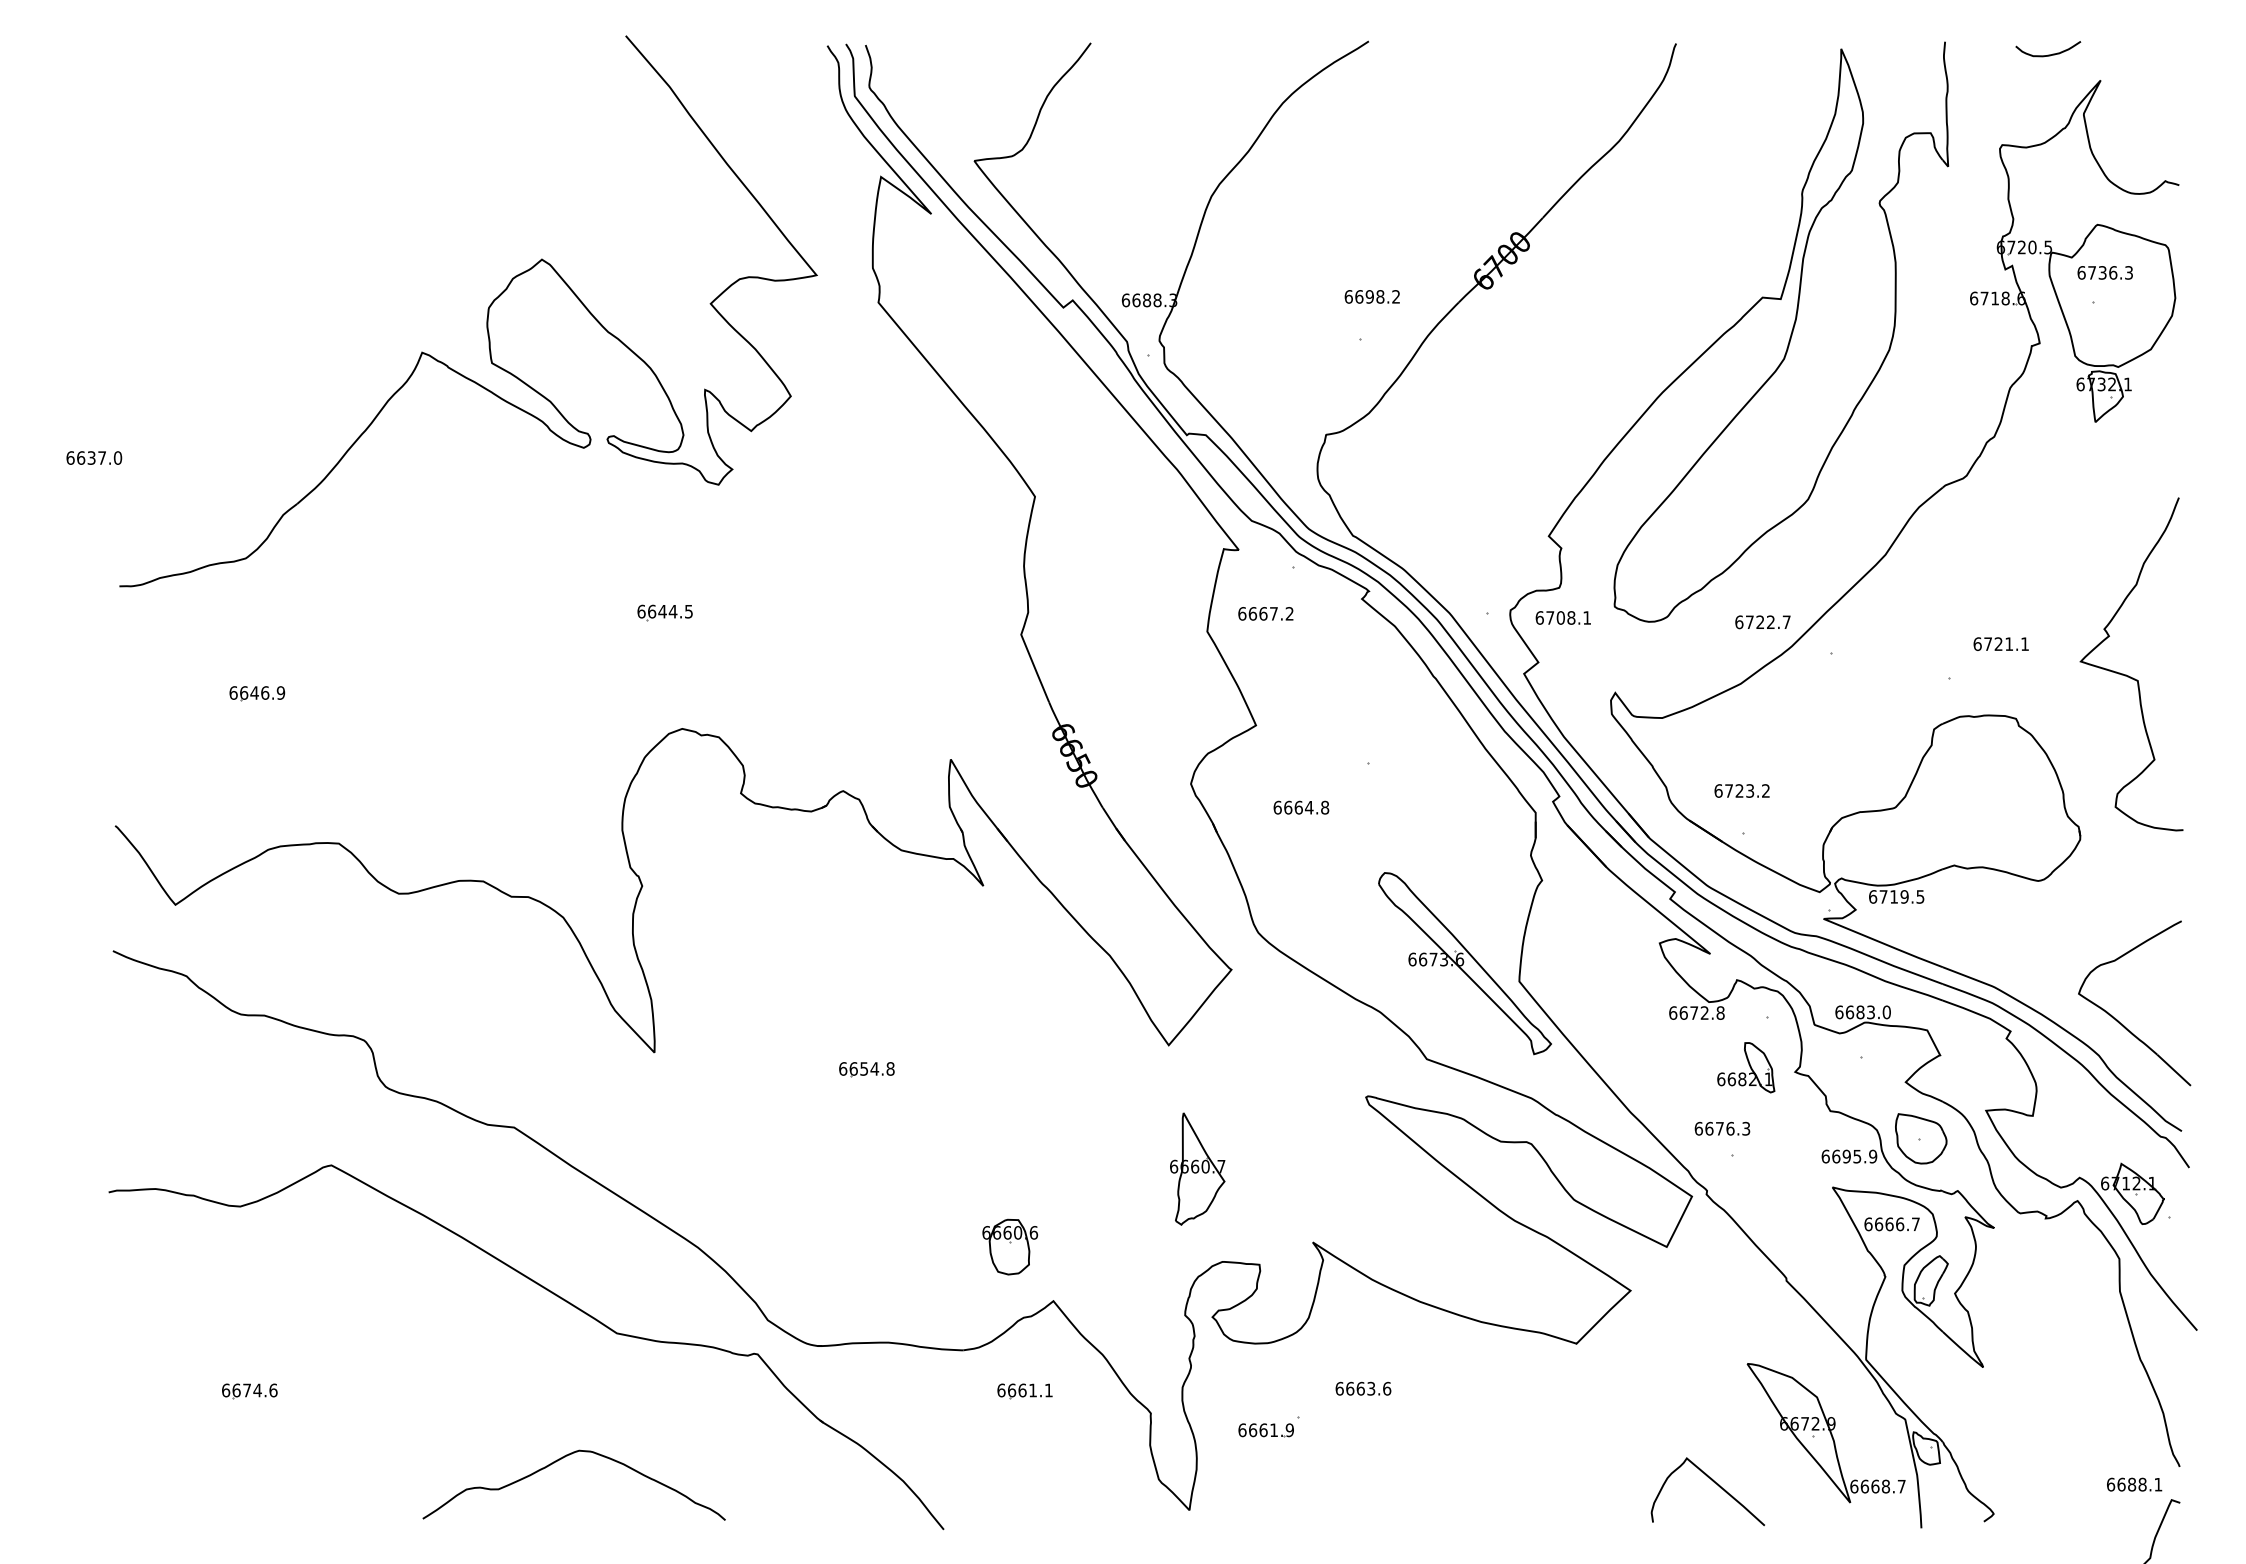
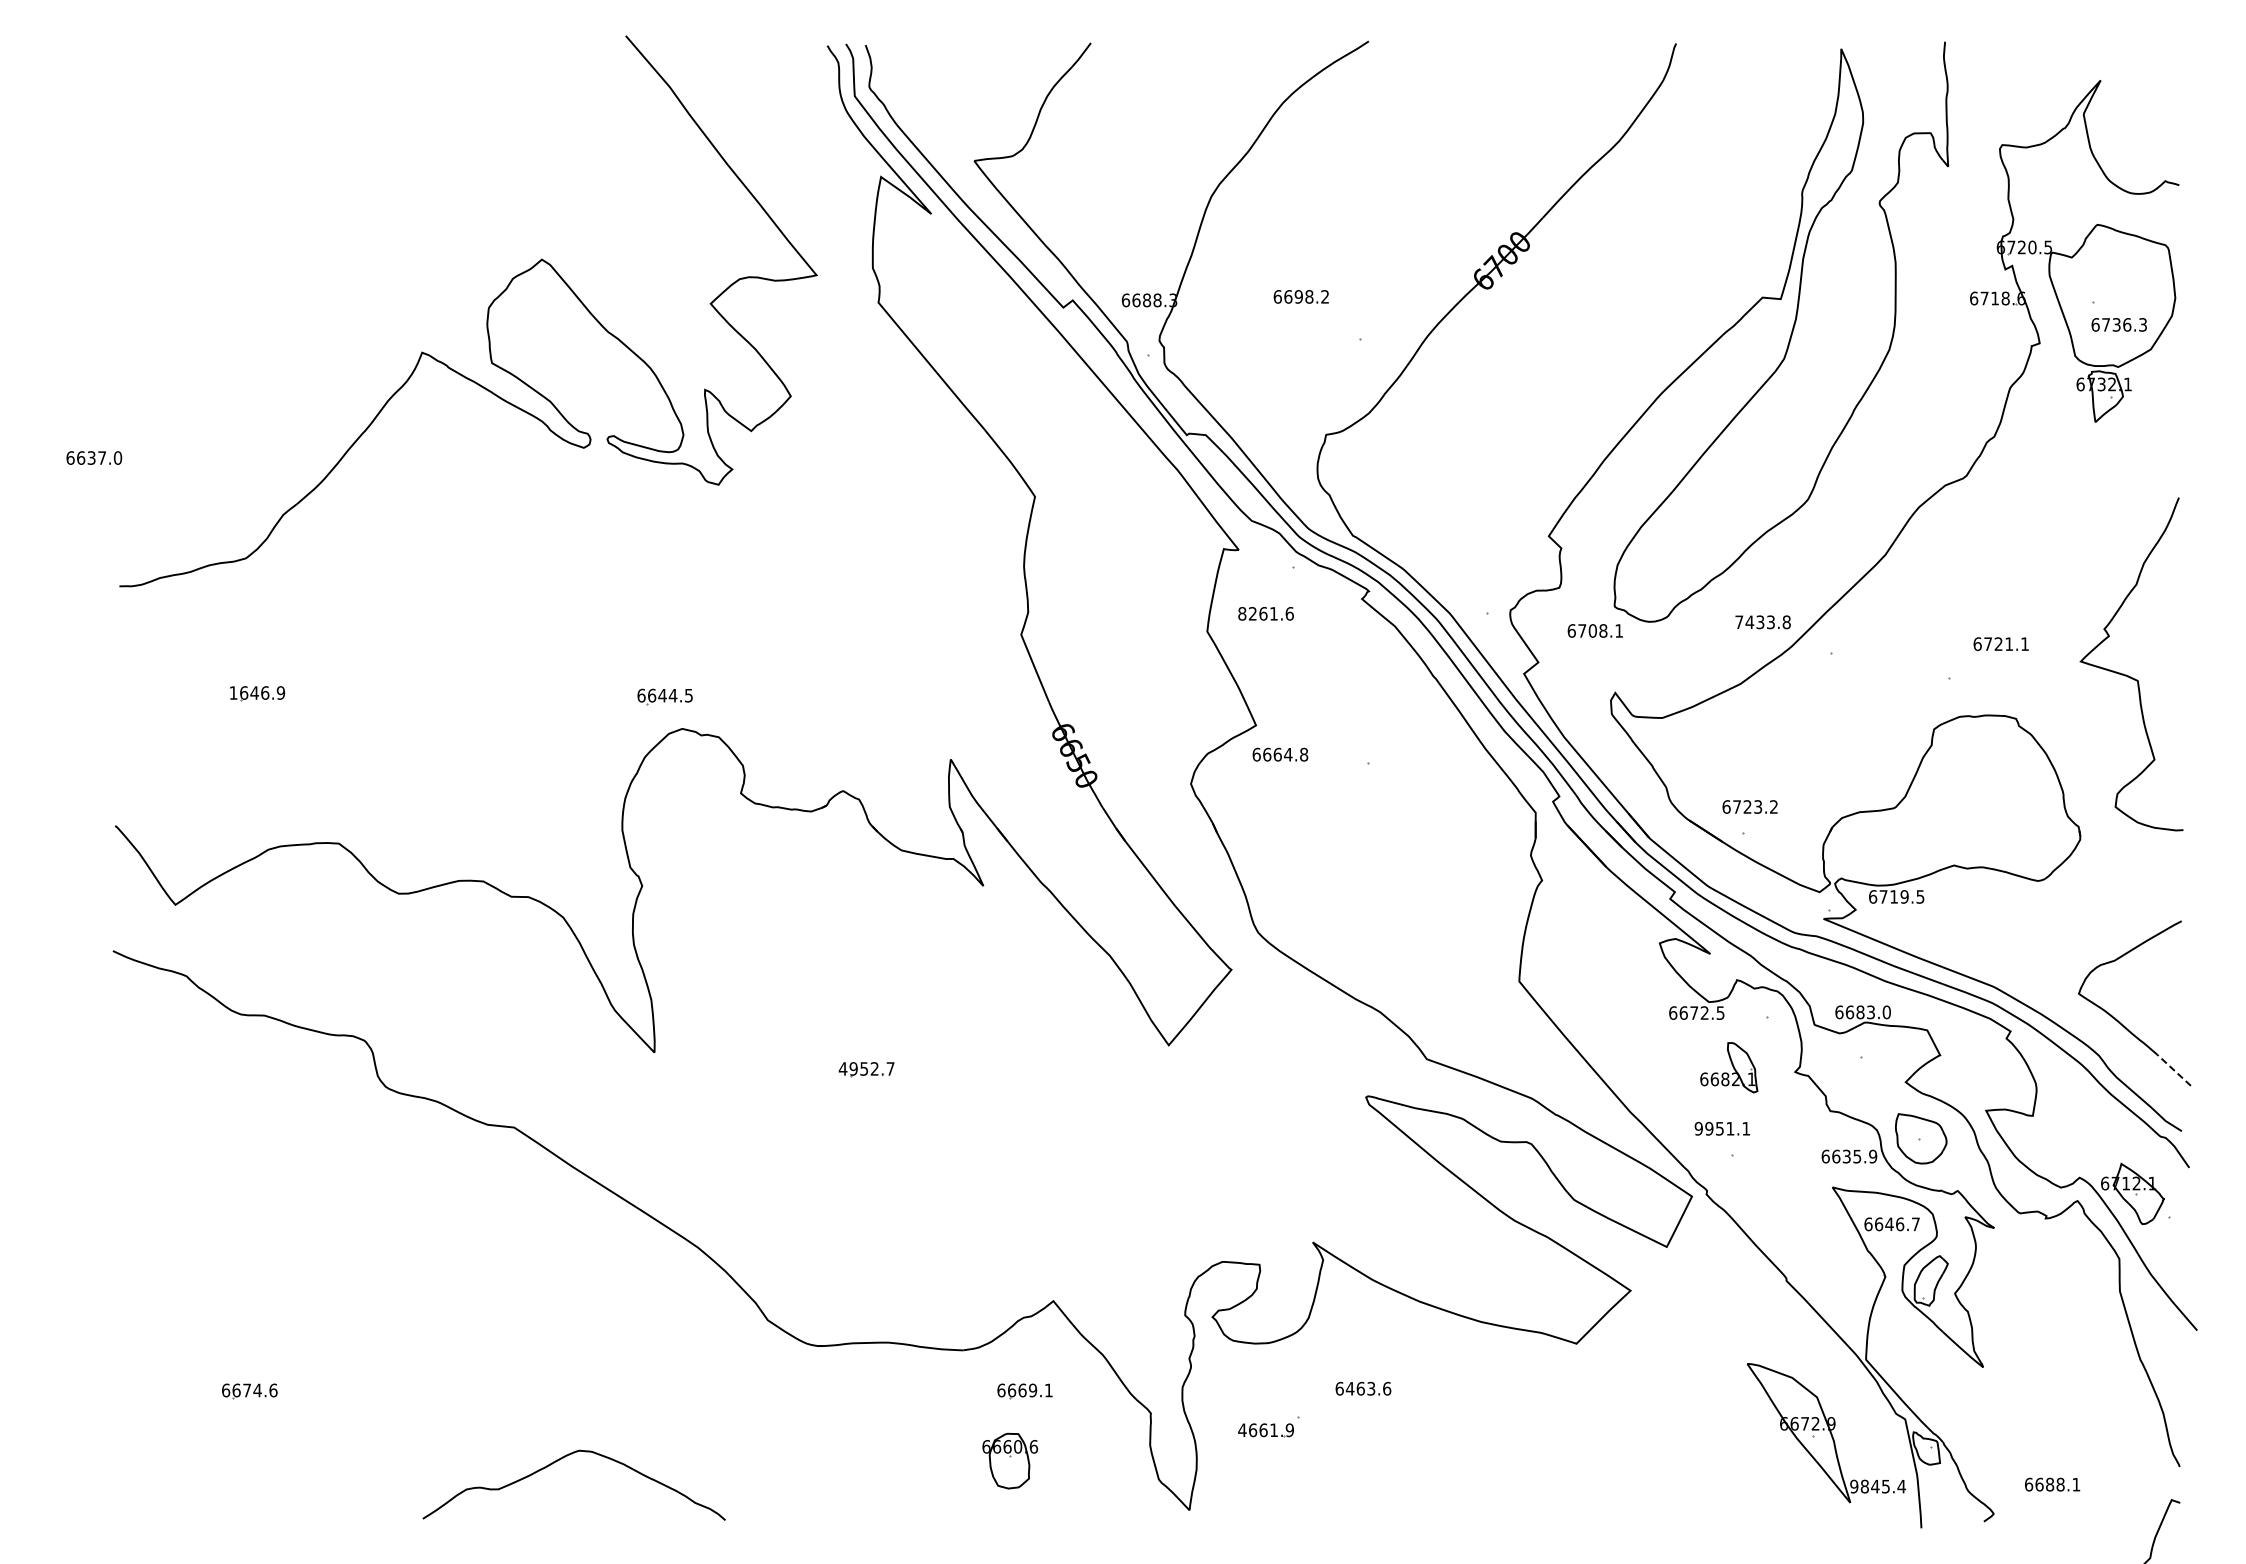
curve: present -> none (2048, 54)
text position: (2104, 272) -> (2118, 324) (2118, 324)
text position: (1371, 296) -> (1300, 296) (1300, 296)
part position: (664, 612) -> (664, 696) (664, 696)
text: 6667.2 -> 8261.6 (1265, 613)
text position: (1562, 617) -> (1594, 630) (1594, 630)
text: 6722.7 -> 7433.8 (1762, 622)
text: 6646.9 -> 1646.9 (233, 692)
text position: (1741, 790) -> (1749, 806) (1749, 806)
text position: (1301, 807) -> (1280, 754) (1280, 754)
part: present -> none (1464, 963)
text: 6672.8 -> 6672.5 (1720, 1012)
part position: (1746, 1067) -> (1729, 1067) (1729, 1067)
text: 6654.8 -> 4952.7 (866, 1068)
line: solid -> dashed (2174, 1070)
text: 6676.3 -> 9951.1 (1722, 1128)
text: 6695.9 -> 6635.9 (1846, 1156)
part: present -> none (1197, 1168)
text: 6666.7 -> 6646.7 (1889, 1224)
part position: (1010, 1246) -> (1010, 1460) (1010, 1460)
part: present -> none (554, 1295)
text: 6663.6 -> 6463.6 (1349, 1388)
text: 6661.1 -> 6669.1 (1033, 1390)
text: 6661.9 -> 4661.9 (1242, 1430)
curve: present -> none (1713, 1482)
text position: (2134, 1484) -> (2052, 1484) (2052, 1484)
text: 6668.7 -> 9845.4 (1878, 1486)
